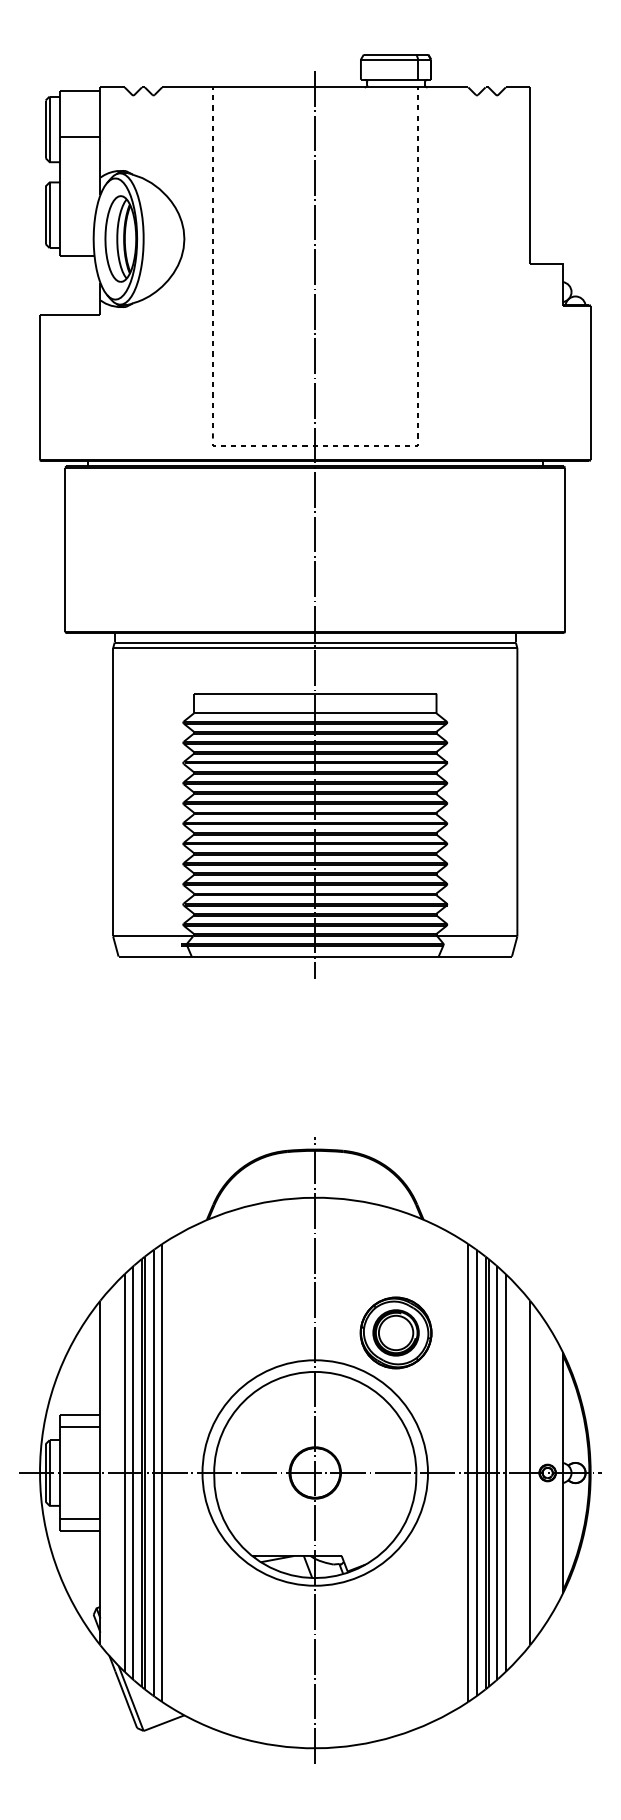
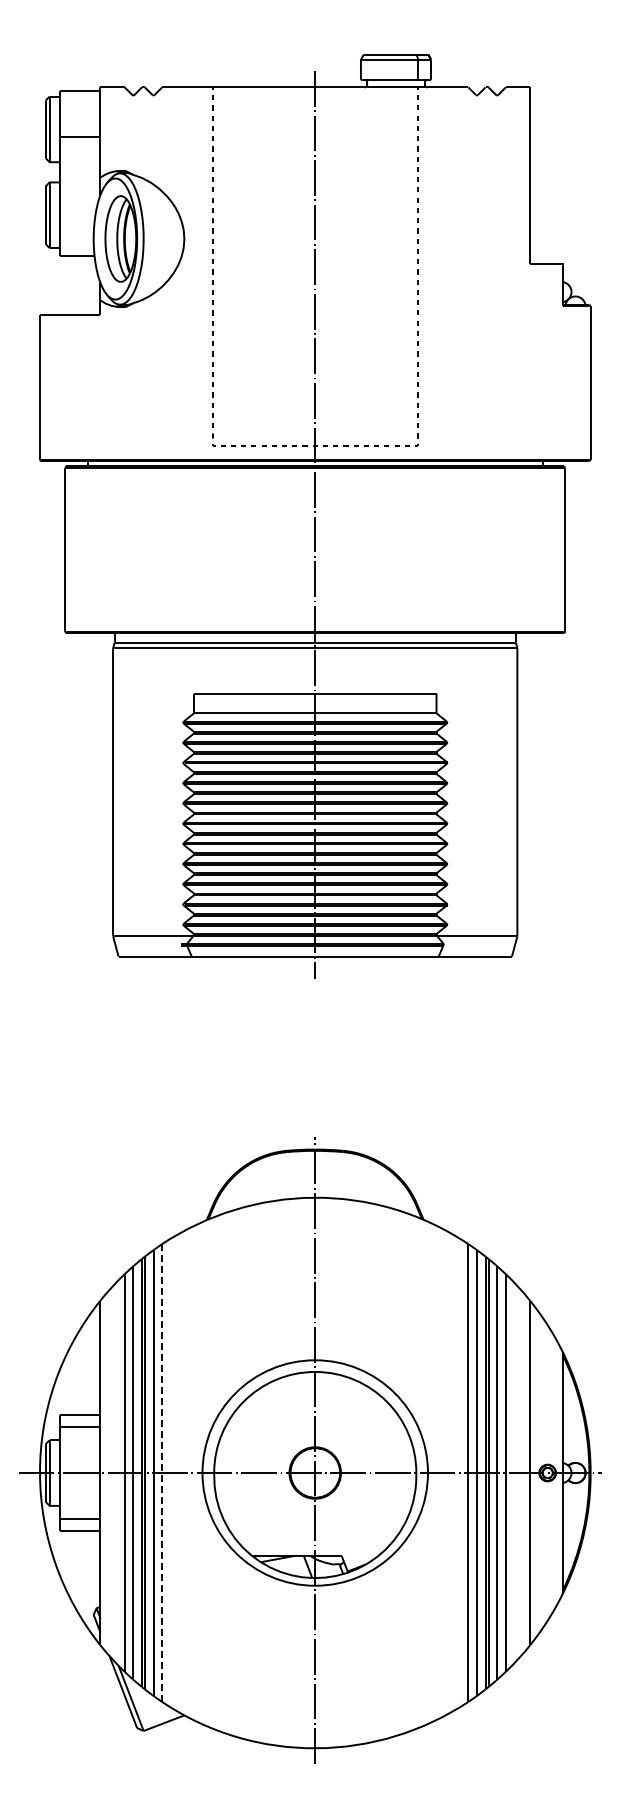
part: present -> none (395, 1332)
line: solid -> dashed (162, 1473)
